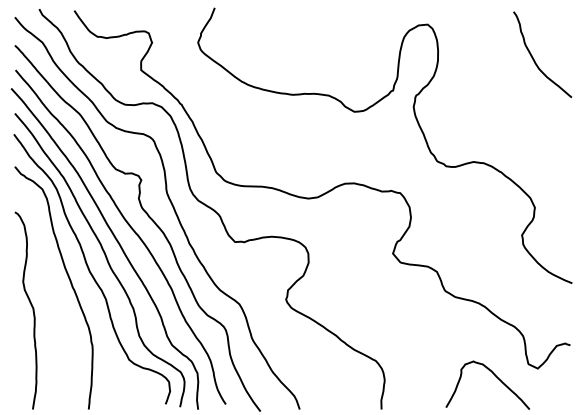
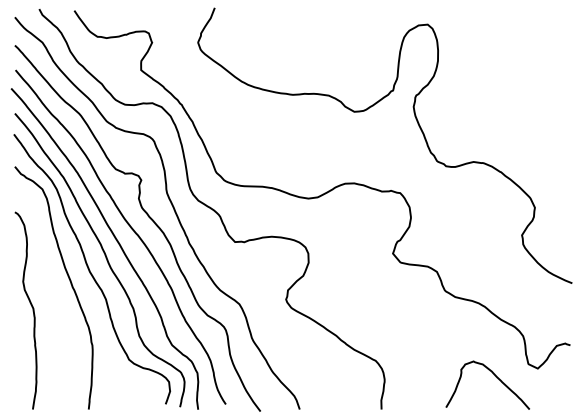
curve: present -> none (535, 60)
